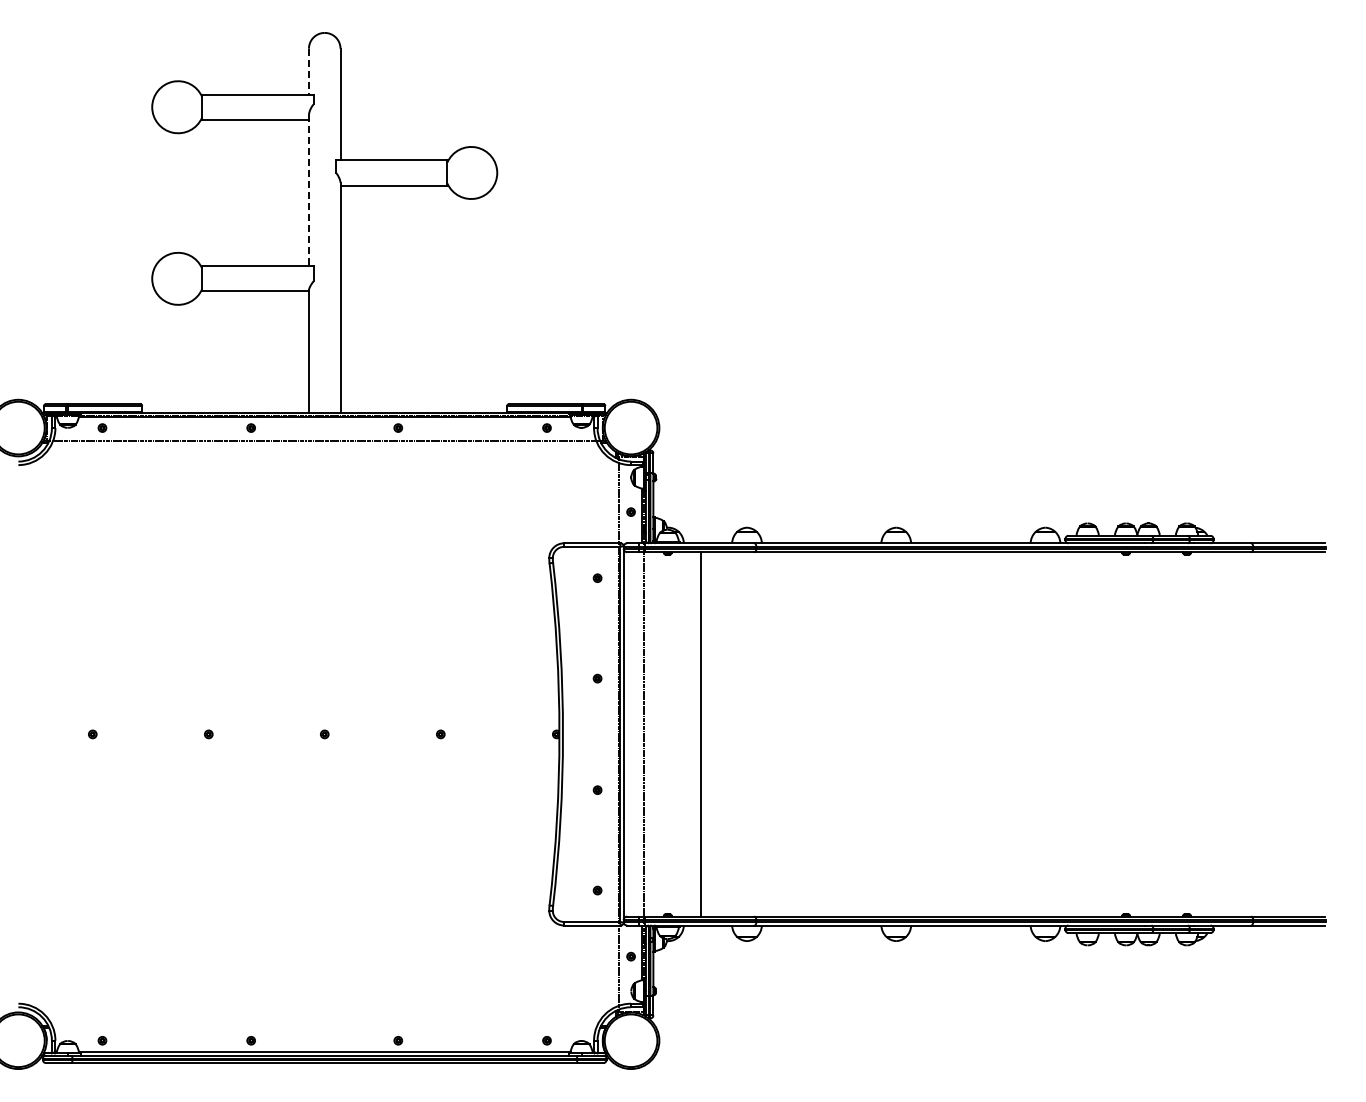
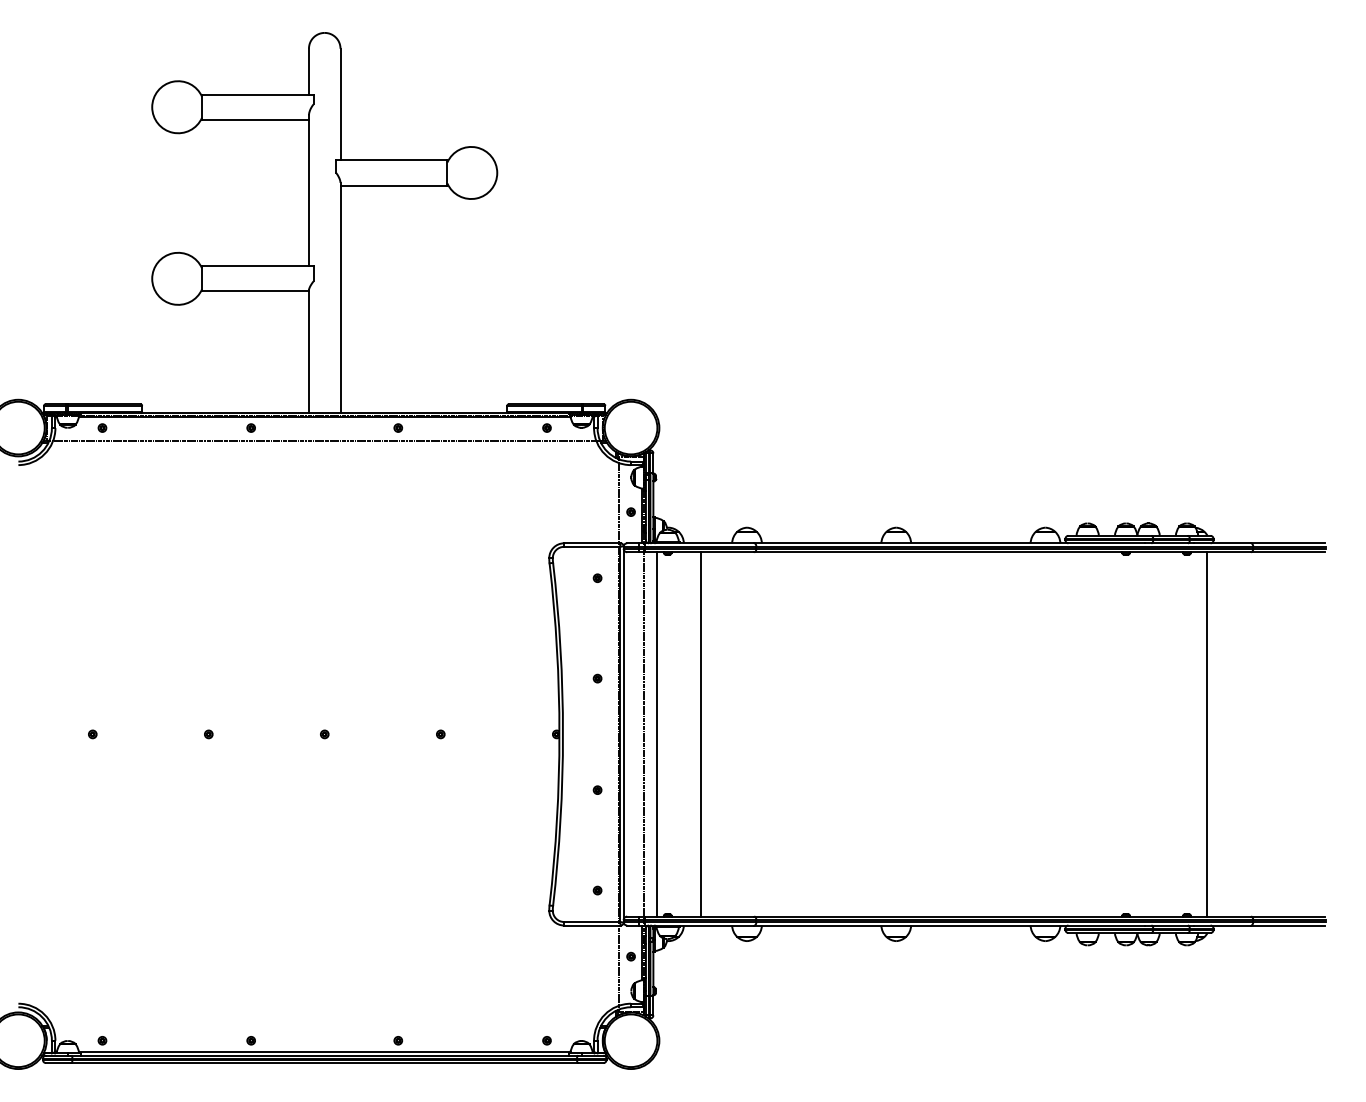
line: dashed -> solid (308, 72)
line: dashed -> solid (308, 191)
line: none -> present (657, 734)
line: none -> present (1206, 734)
